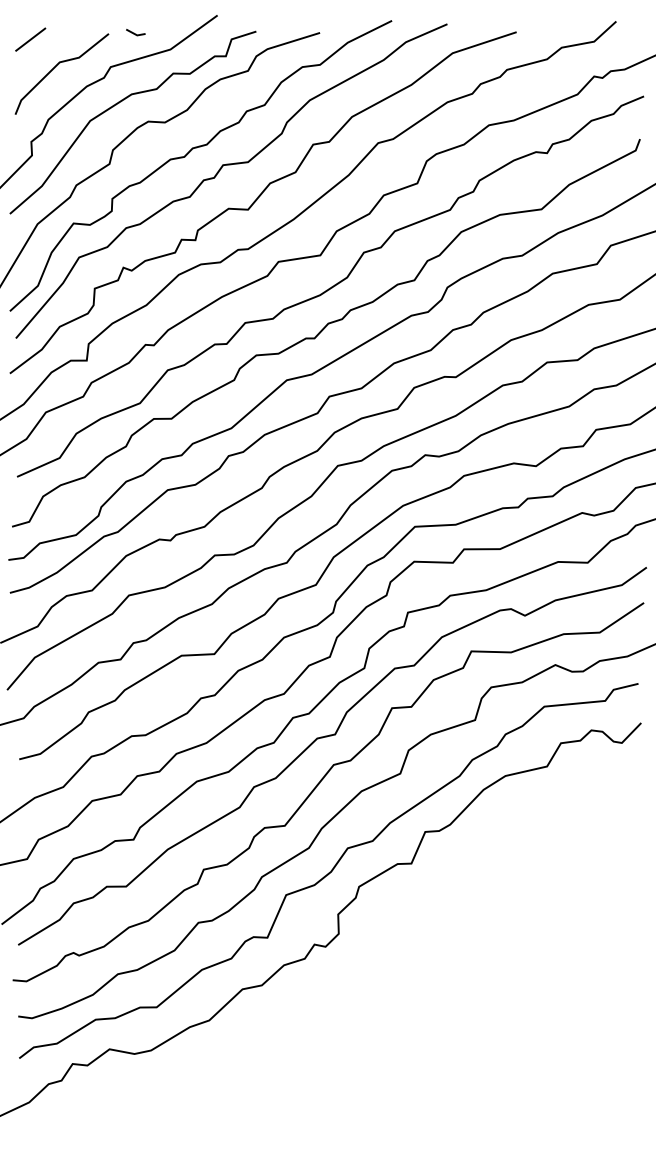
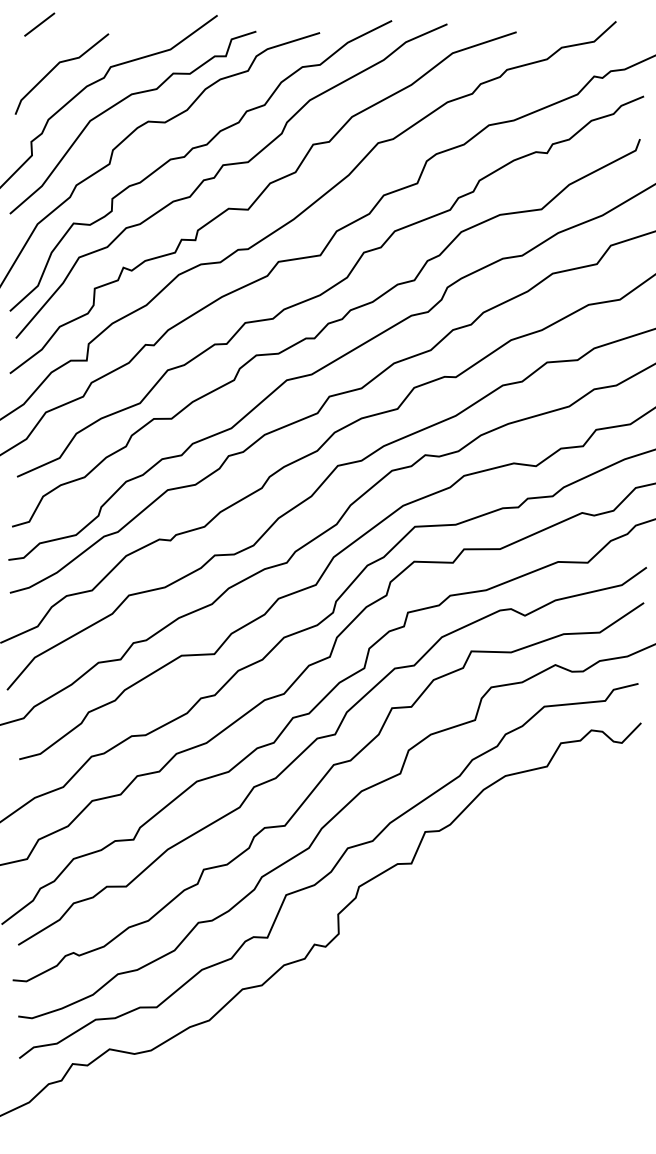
line: present -> none (134, 32)
line position: (30, 39) -> (39, 24) (39, 24)
